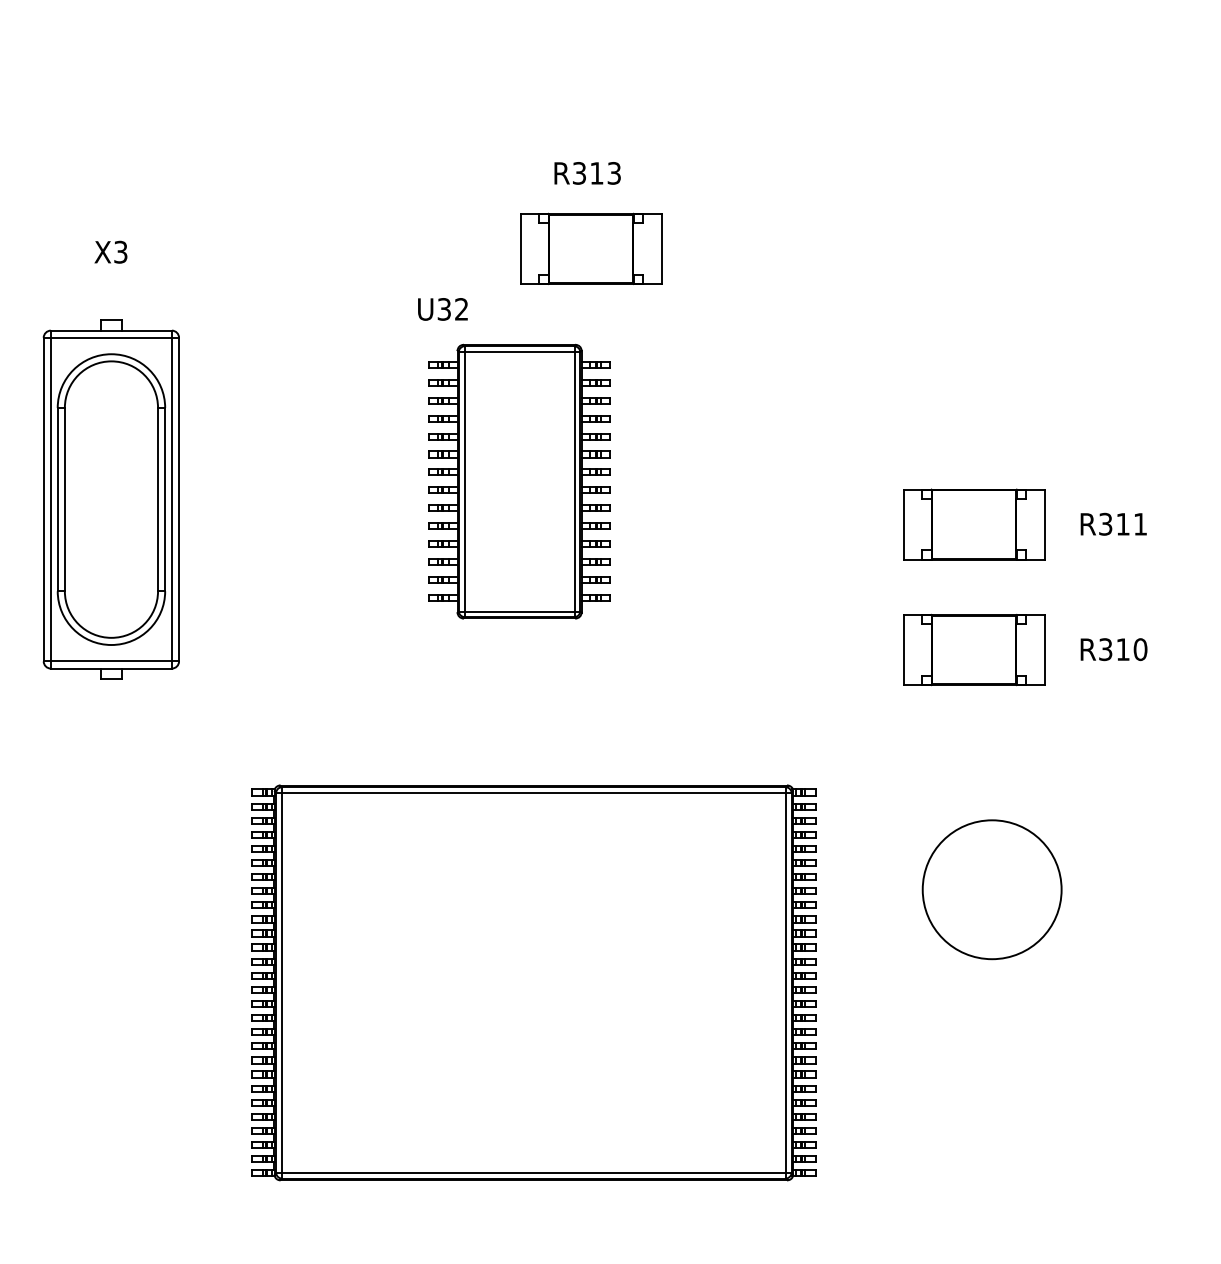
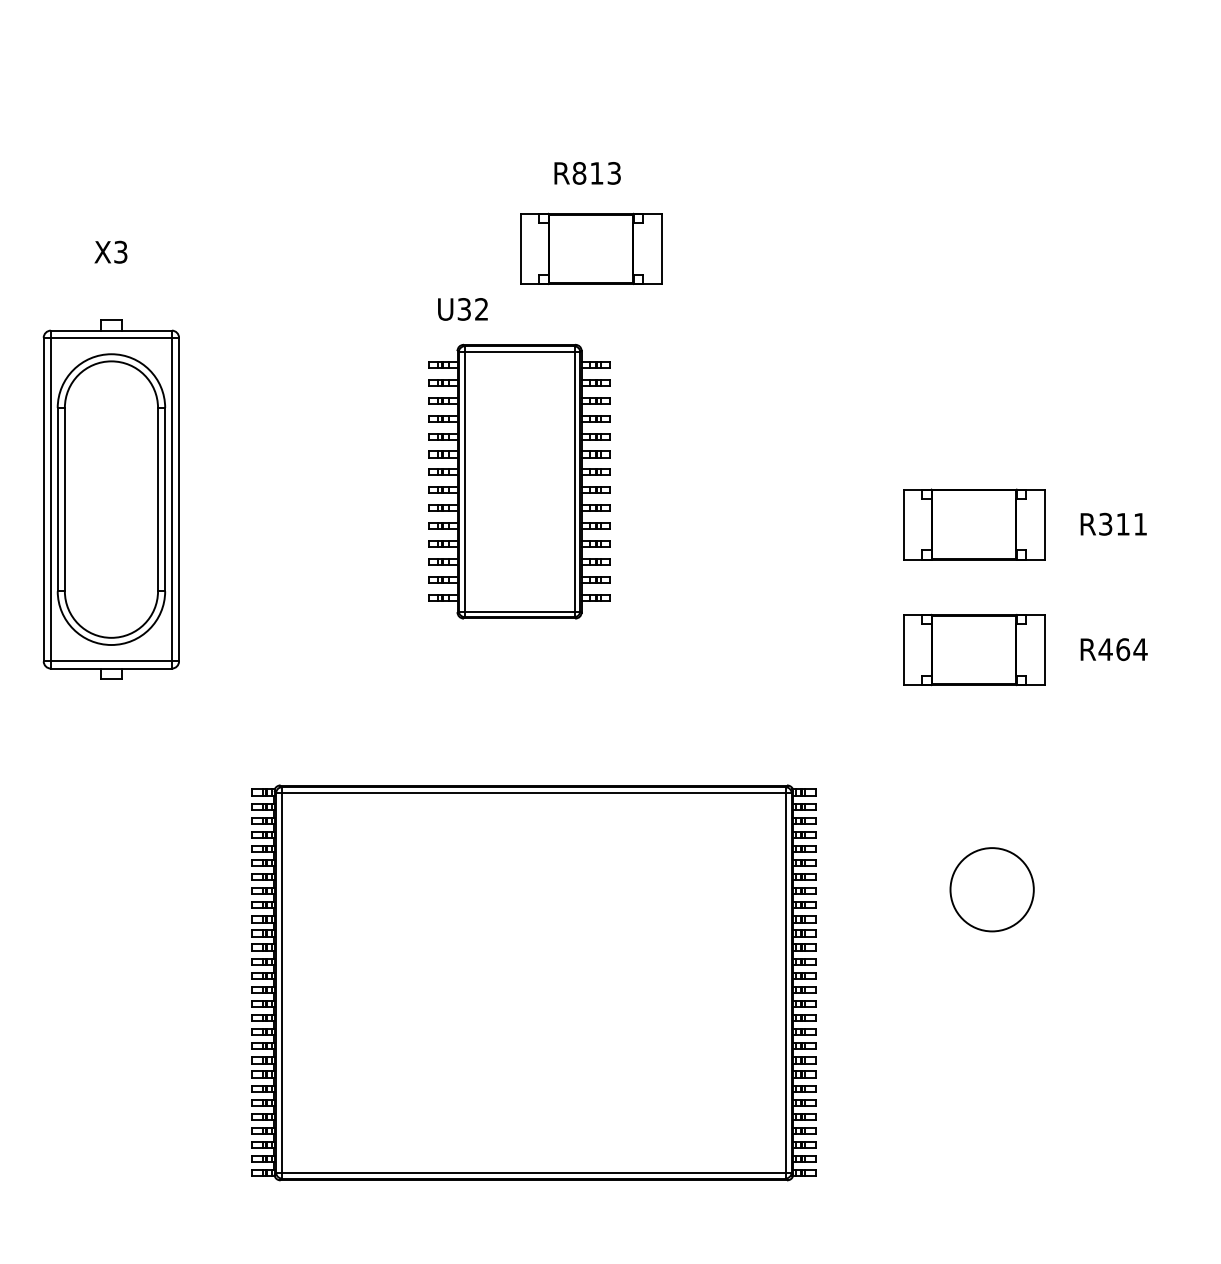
text: R313 -> R813 (579, 173)
text position: (442, 309) -> (462, 309) (462, 309)
text: R310 -> R464 (1122, 649)
circle diameter: 139 px -> 83 px (991, 889)
